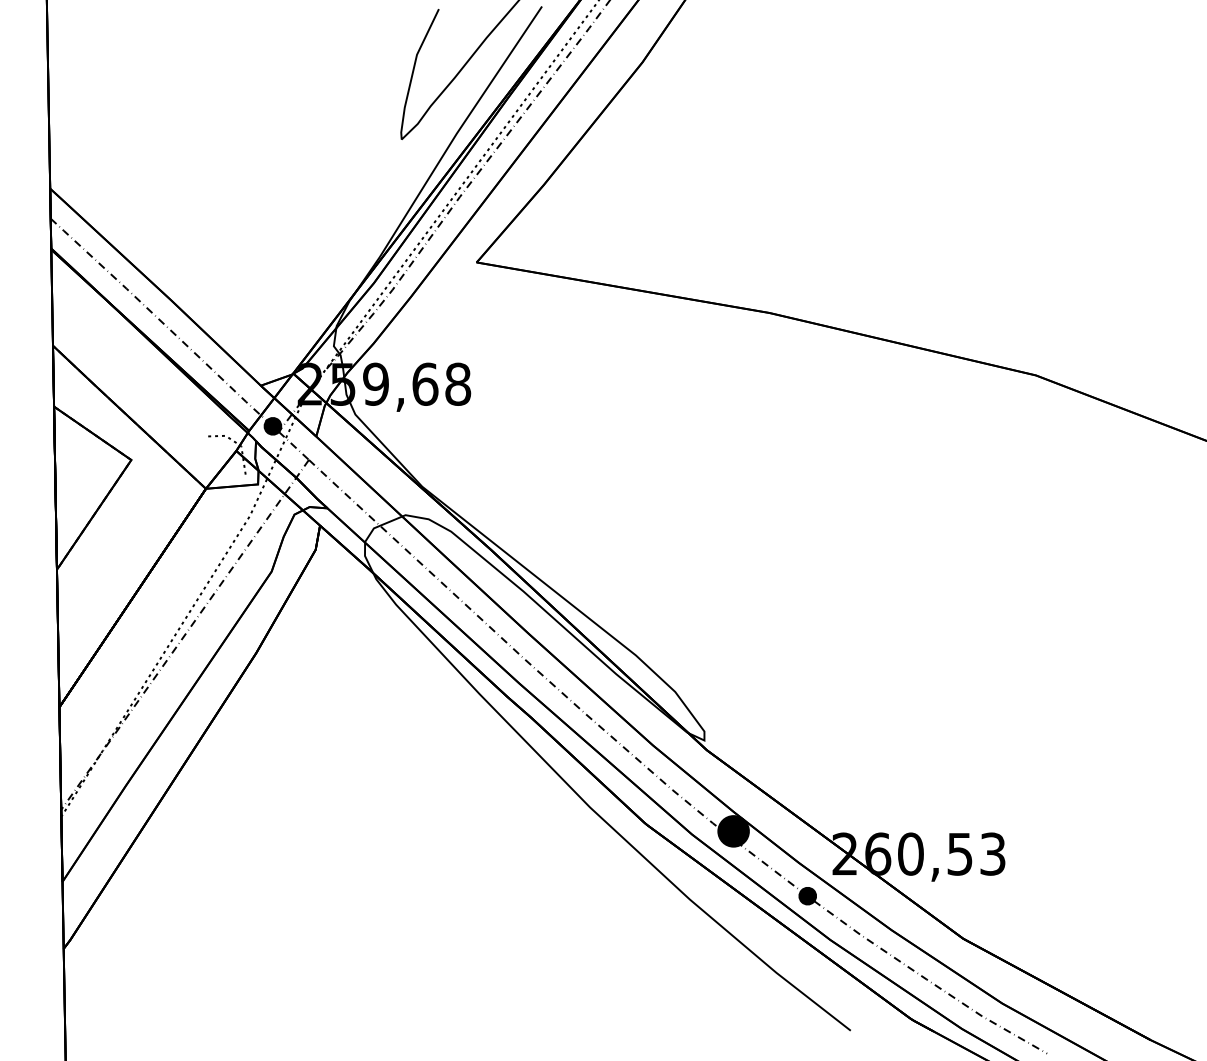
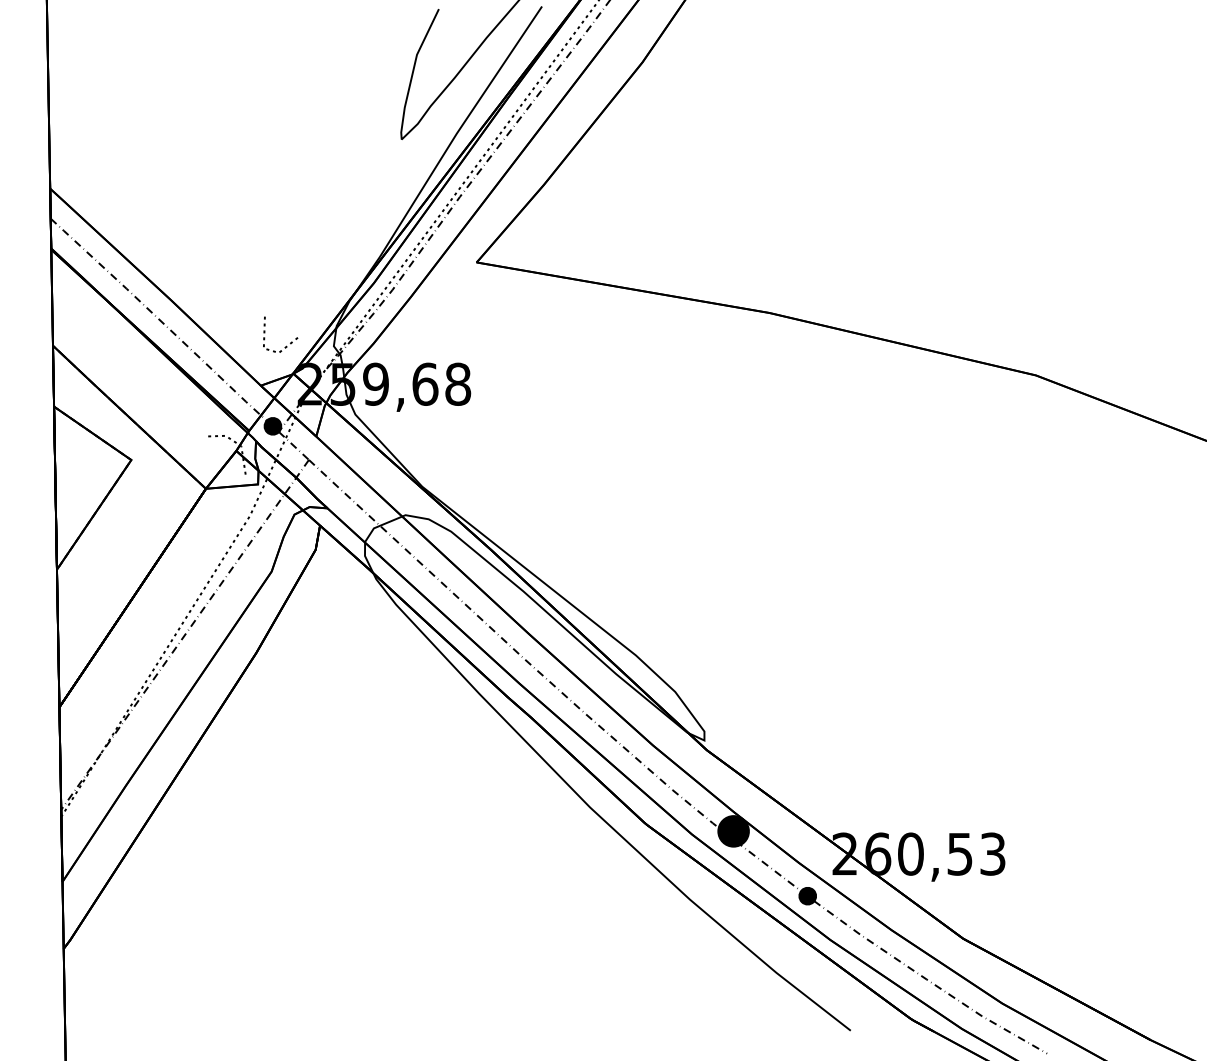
line: none -> present (286, 345)
